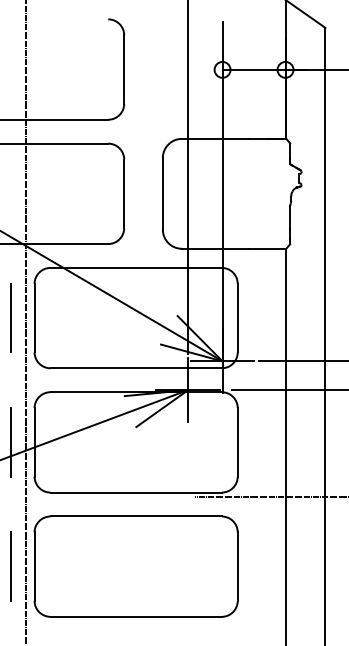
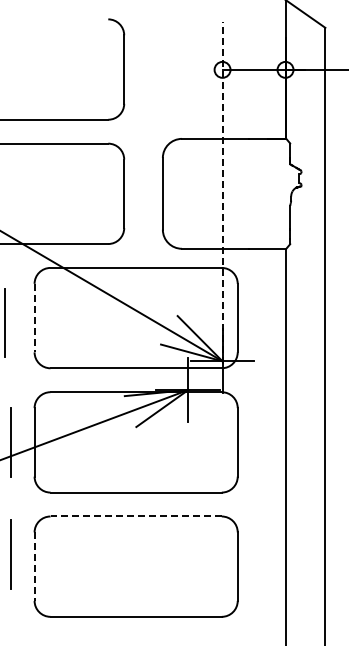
line: present -> none (188, 178)
line: solid -> dashed (222, 192)
line position: (10, 317) -> (4, 322) (4, 322)
line: solid -> dashed (34, 318)
line: present -> none (25, 322)
line: present -> none (302, 361)
line: present -> none (288, 390)
line: present -> none (269, 496)
line: solid -> dashed (136, 516)
line position: (10, 566) -> (10, 554) (10, 554)
line: solid -> dashed (34, 567)
